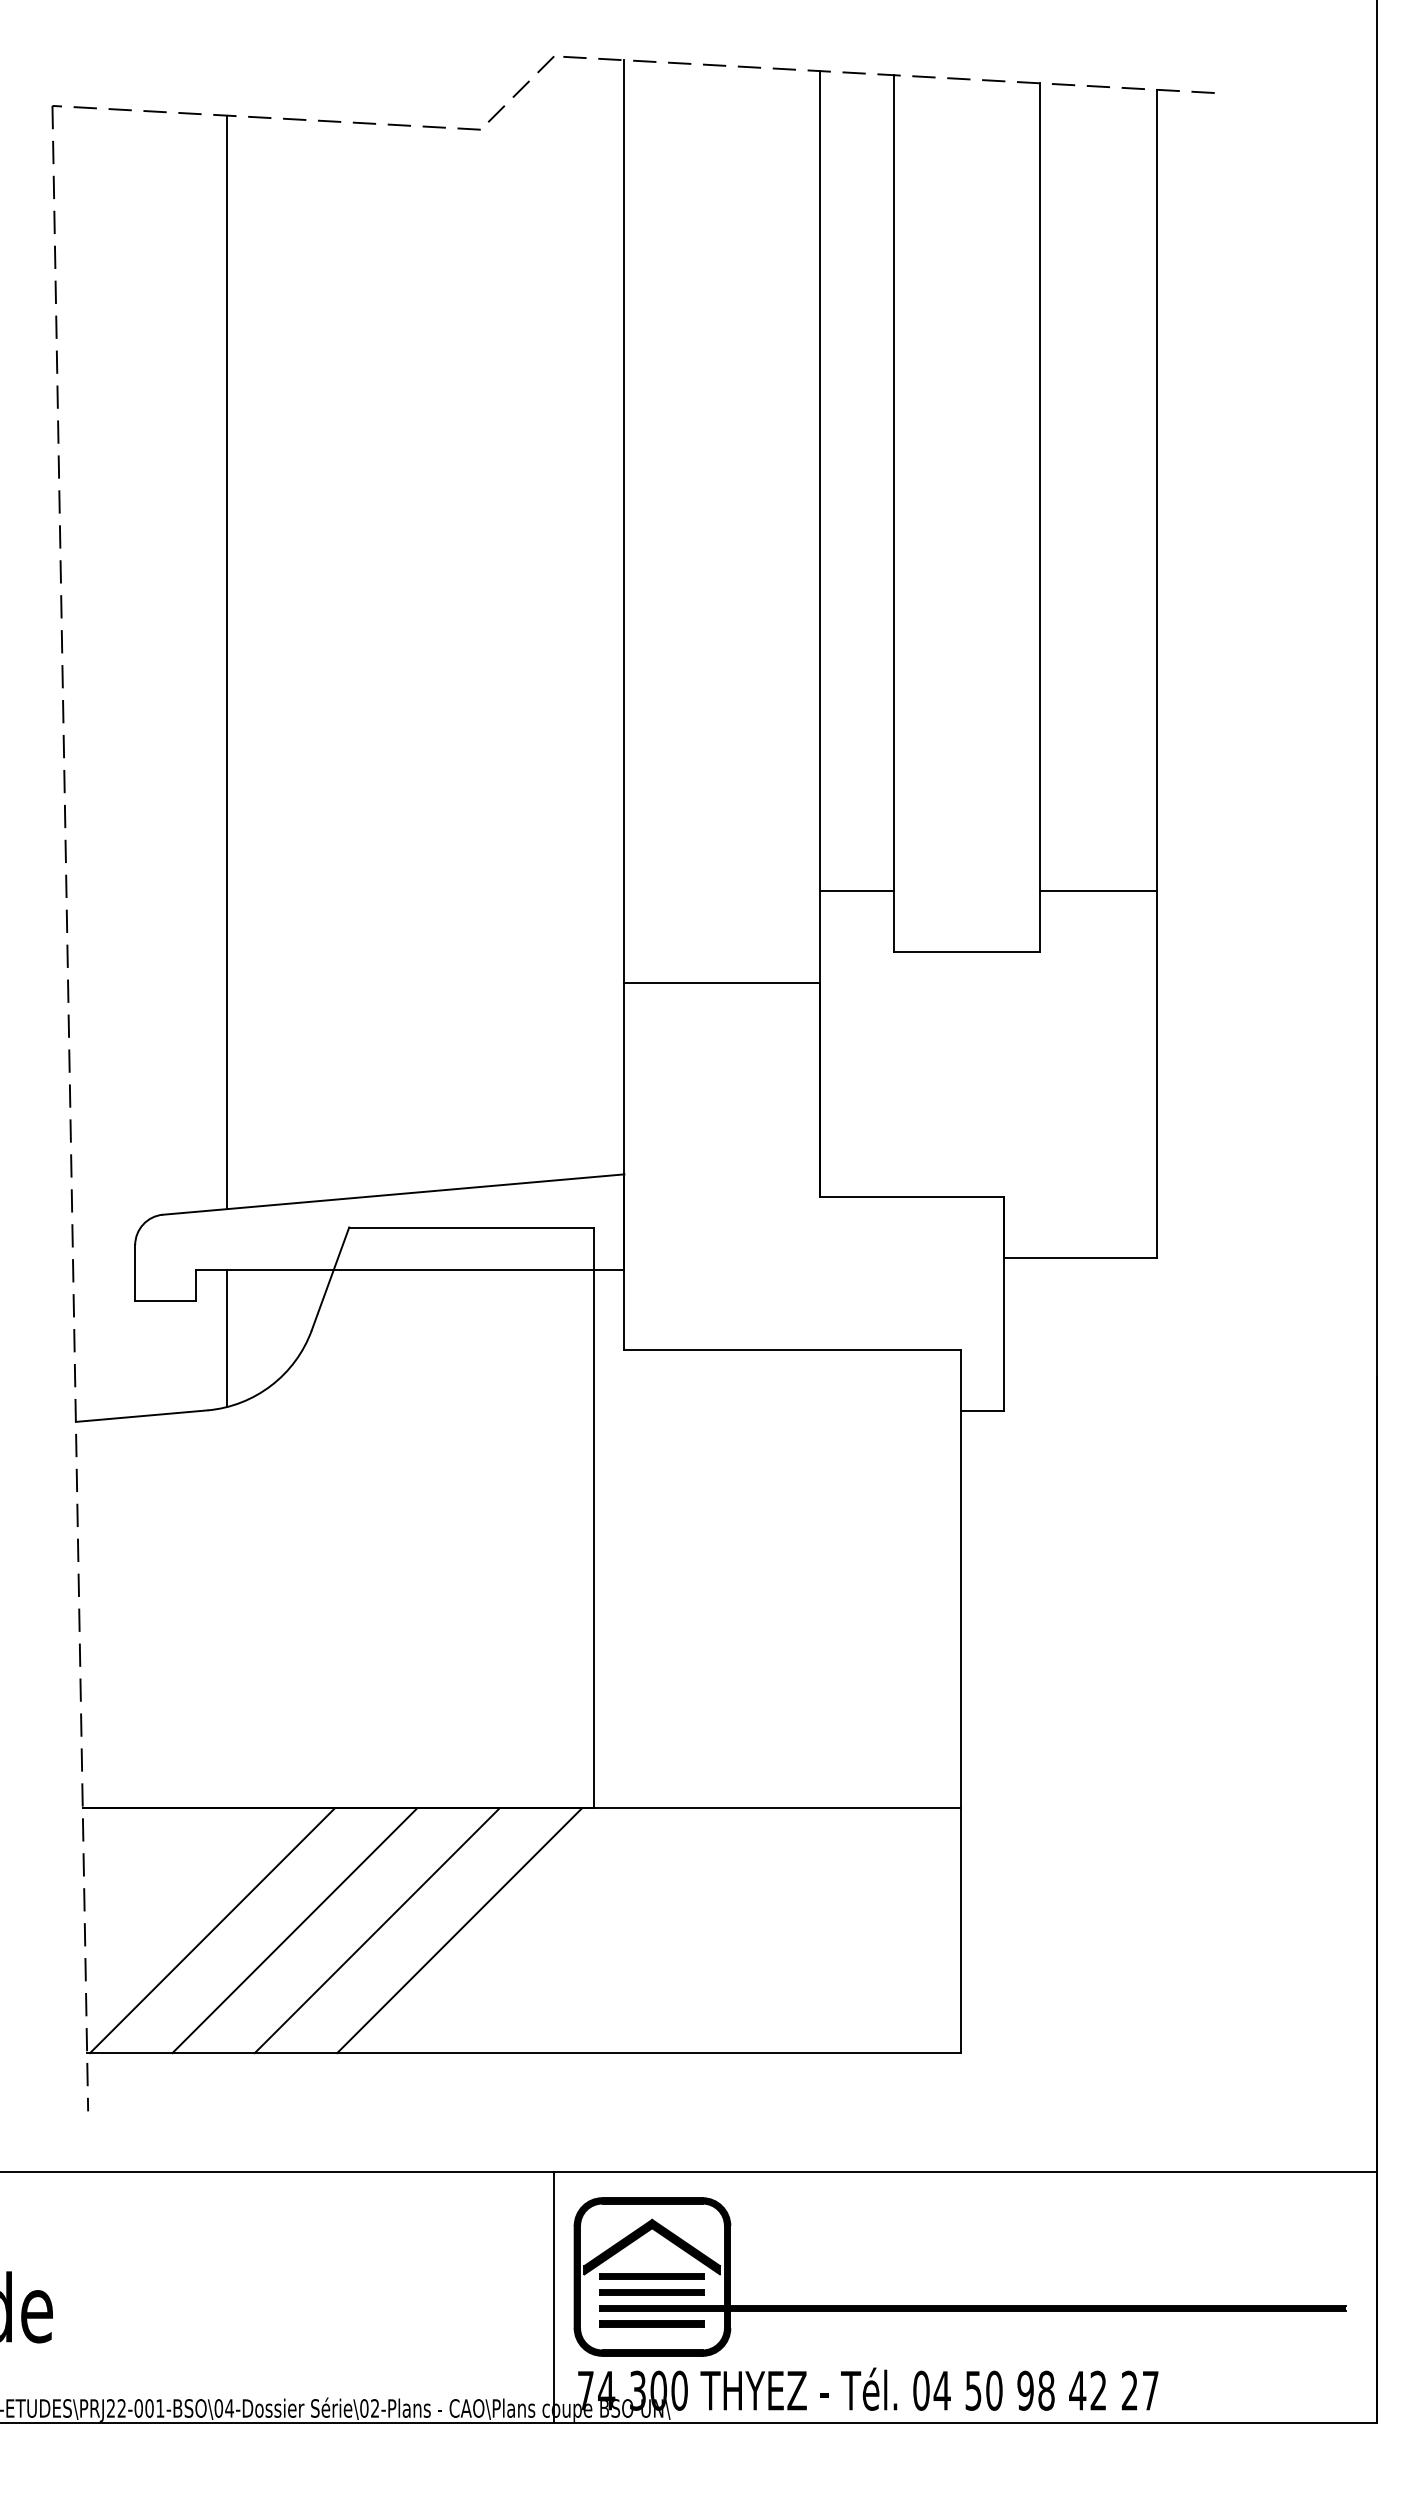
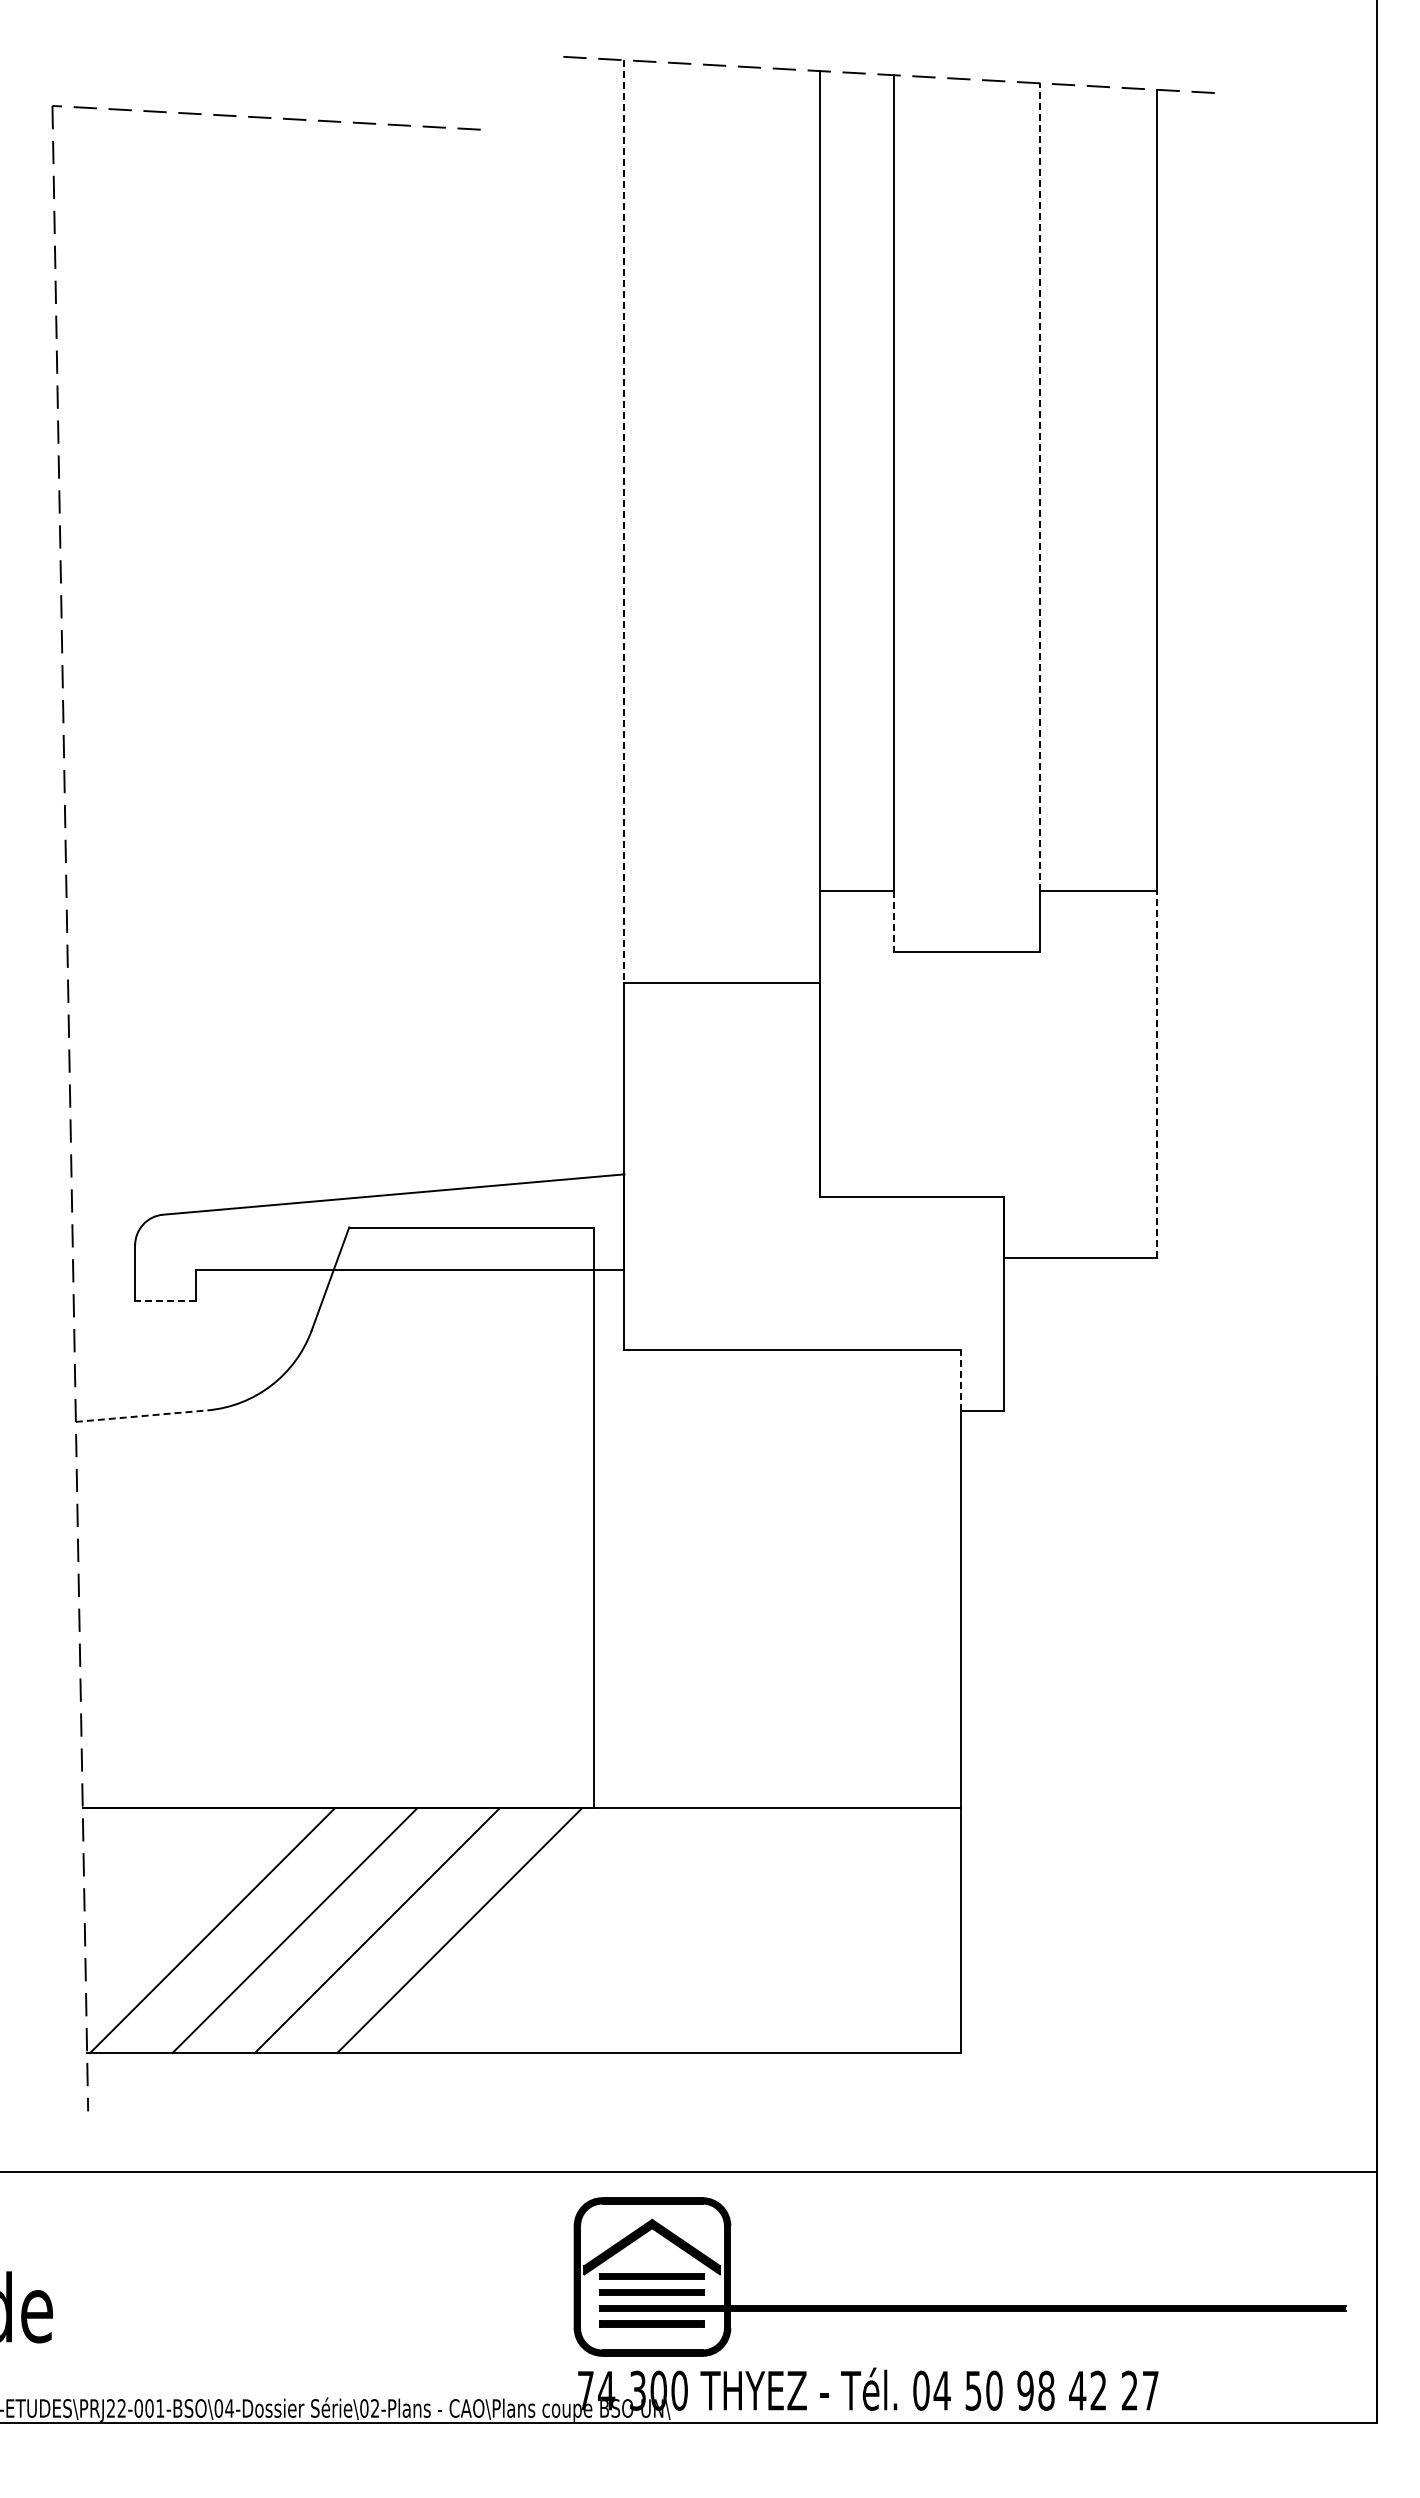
line: present -> none (520, 88)
line: solid -> dashed (1040, 487)
line: solid -> dashed (624, 522)
line: present -> none (226, 662)
line: solid -> dashed (893, 921)
line: solid -> dashed (1156, 1074)
line: solid -> dashed (165, 1300)
line: present -> none (226, 1338)
line: solid -> dashed (960, 1380)
line: solid -> dashed (142, 1416)
line: present -> none (554, 2297)
